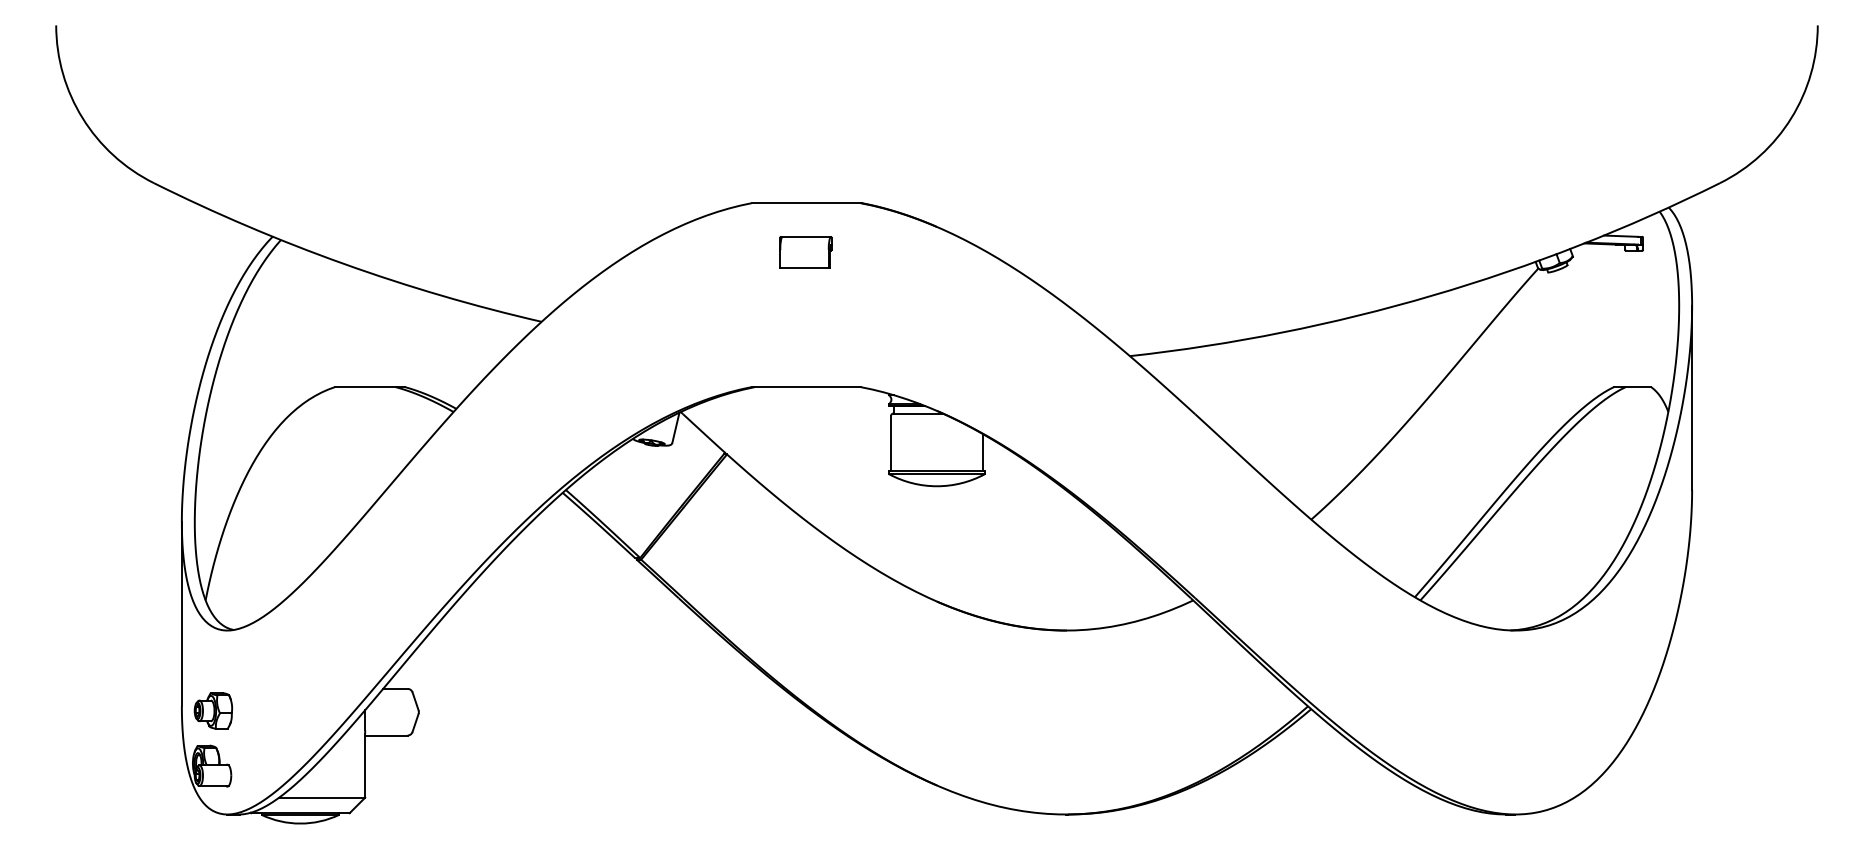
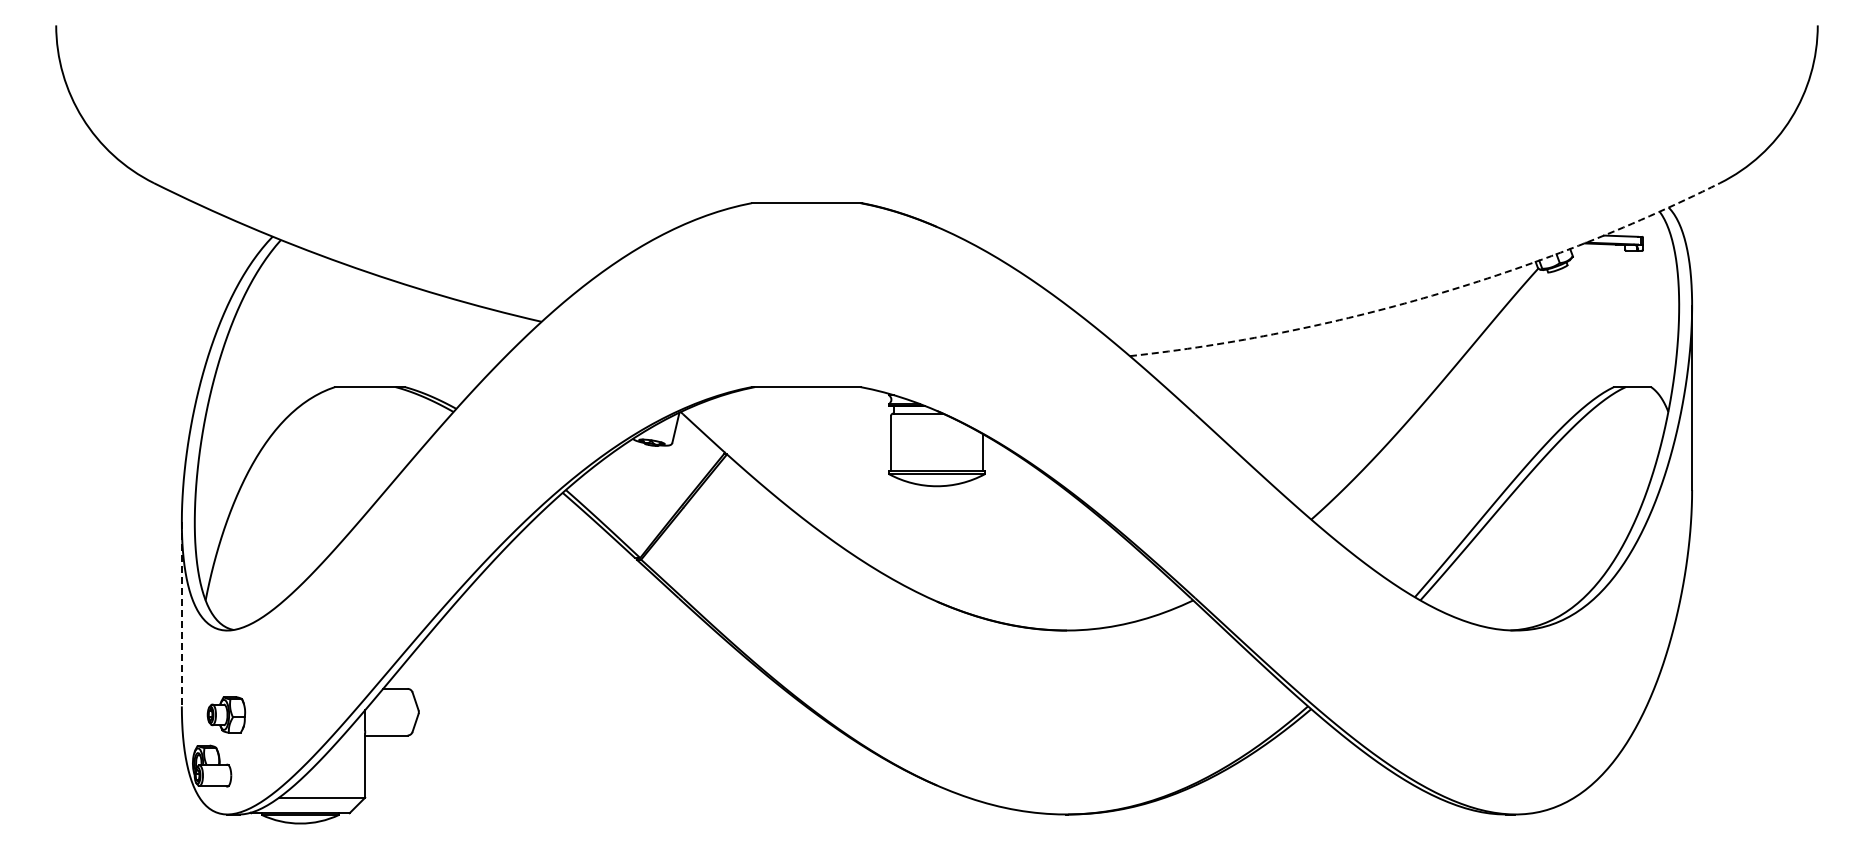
part: present -> none (805, 252)
arc: solid -> dashed (1432, 295)
line: solid -> dashed (181, 614)
part position: (213, 710) -> (226, 714) (226, 714)
